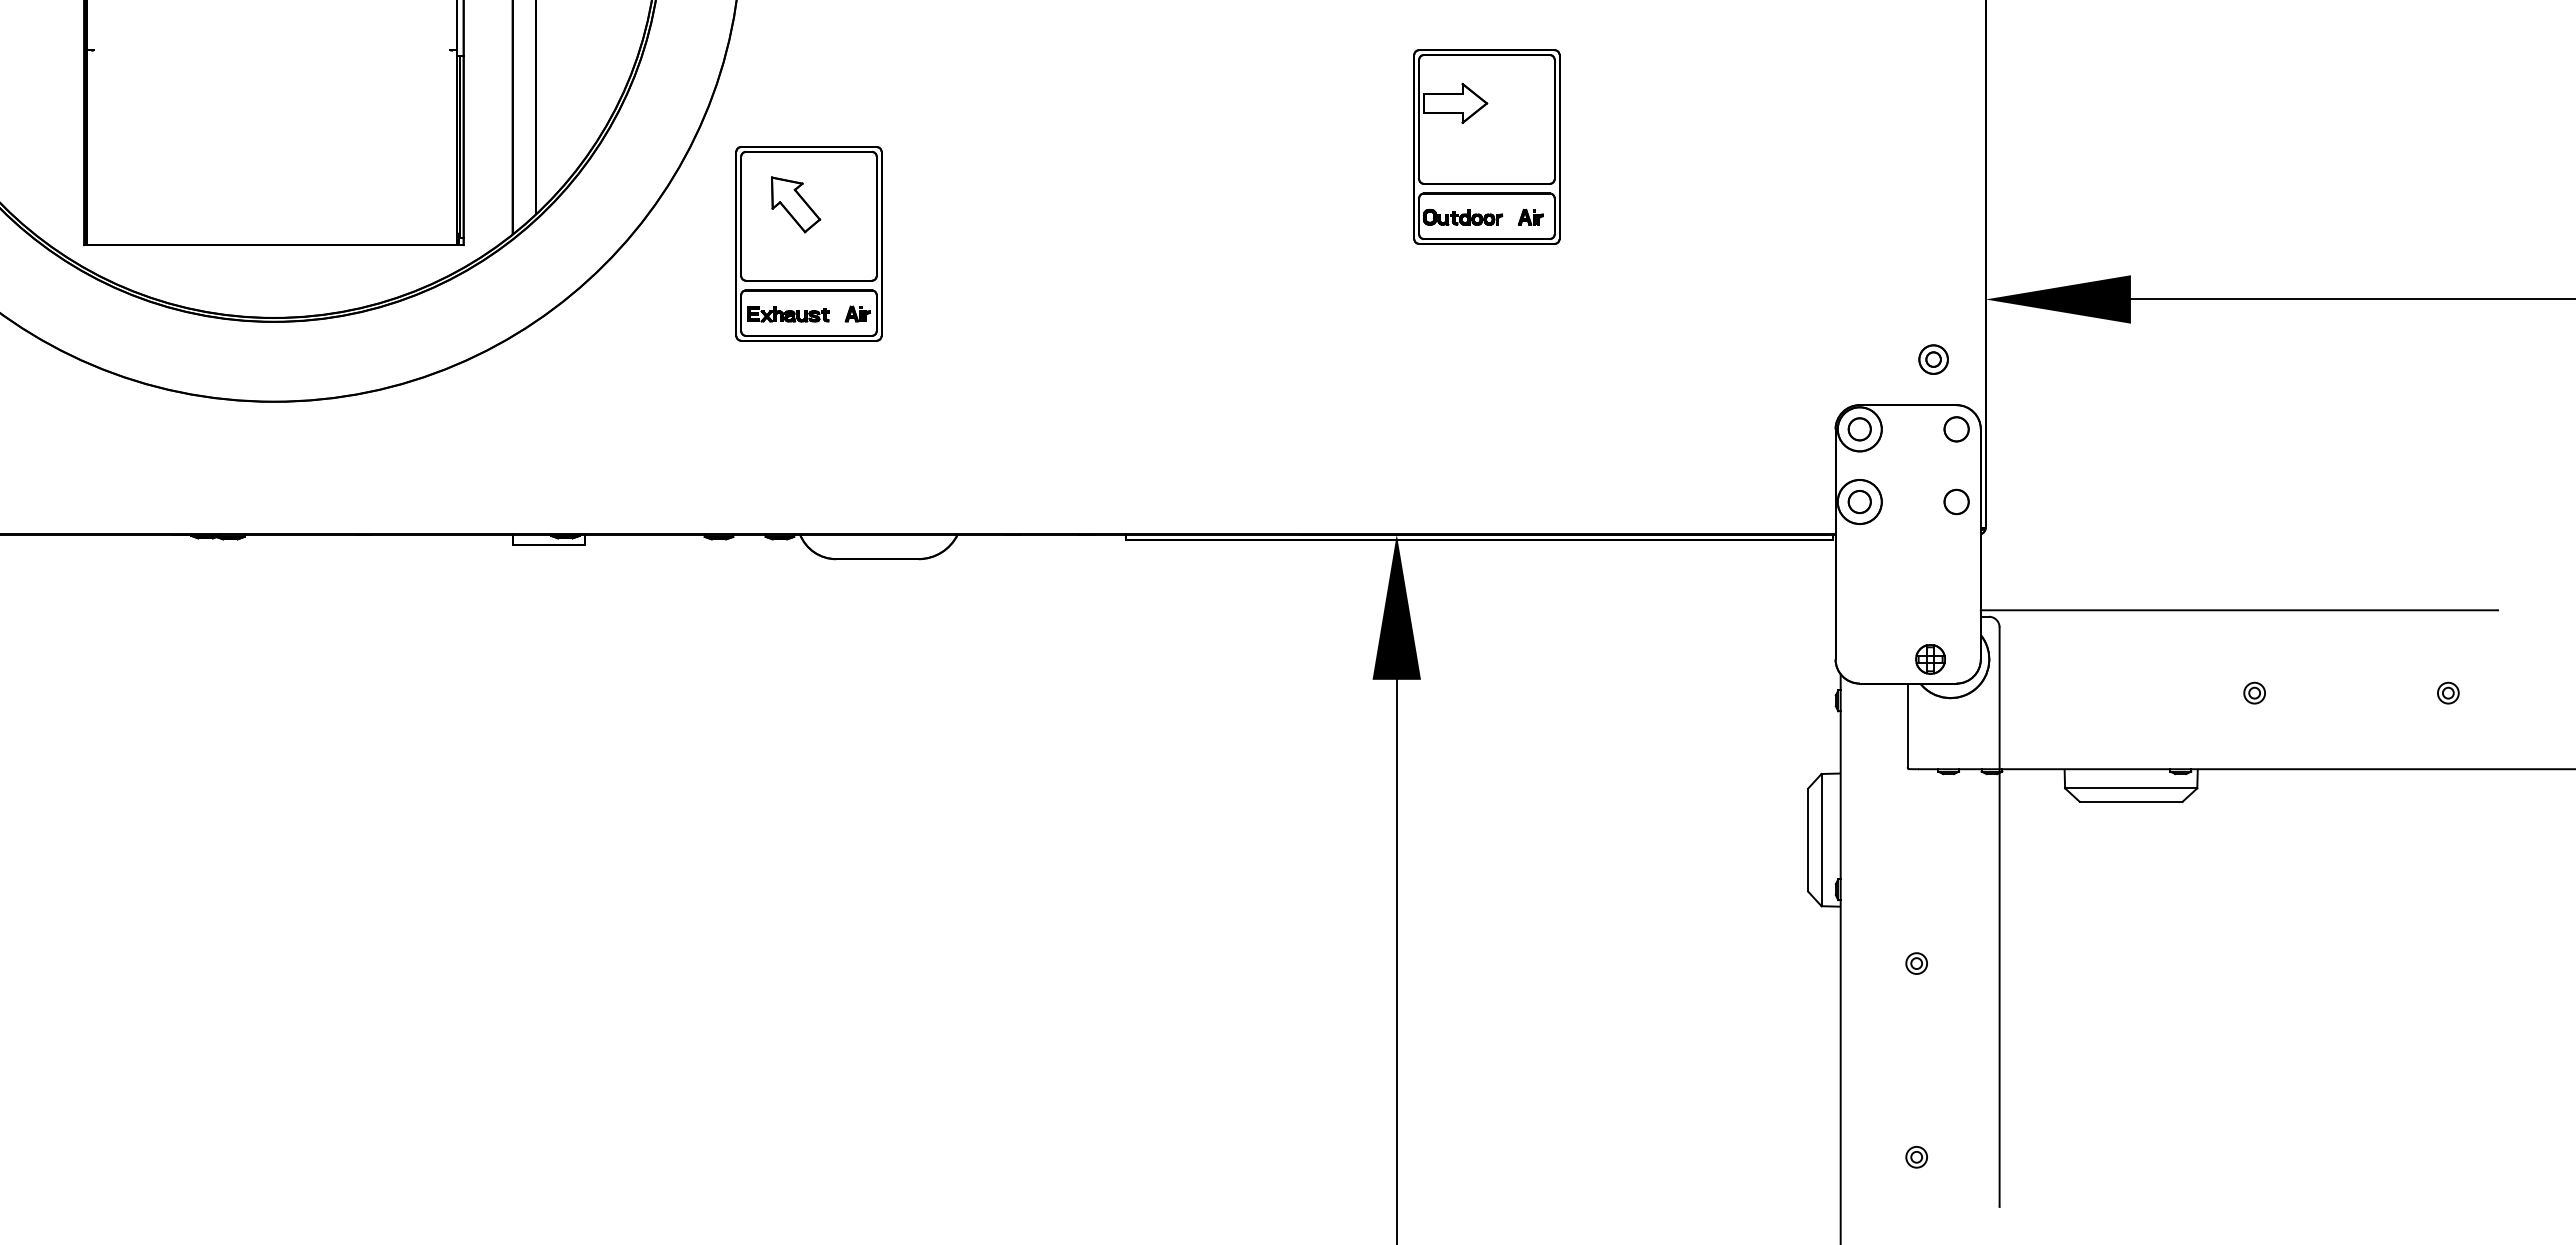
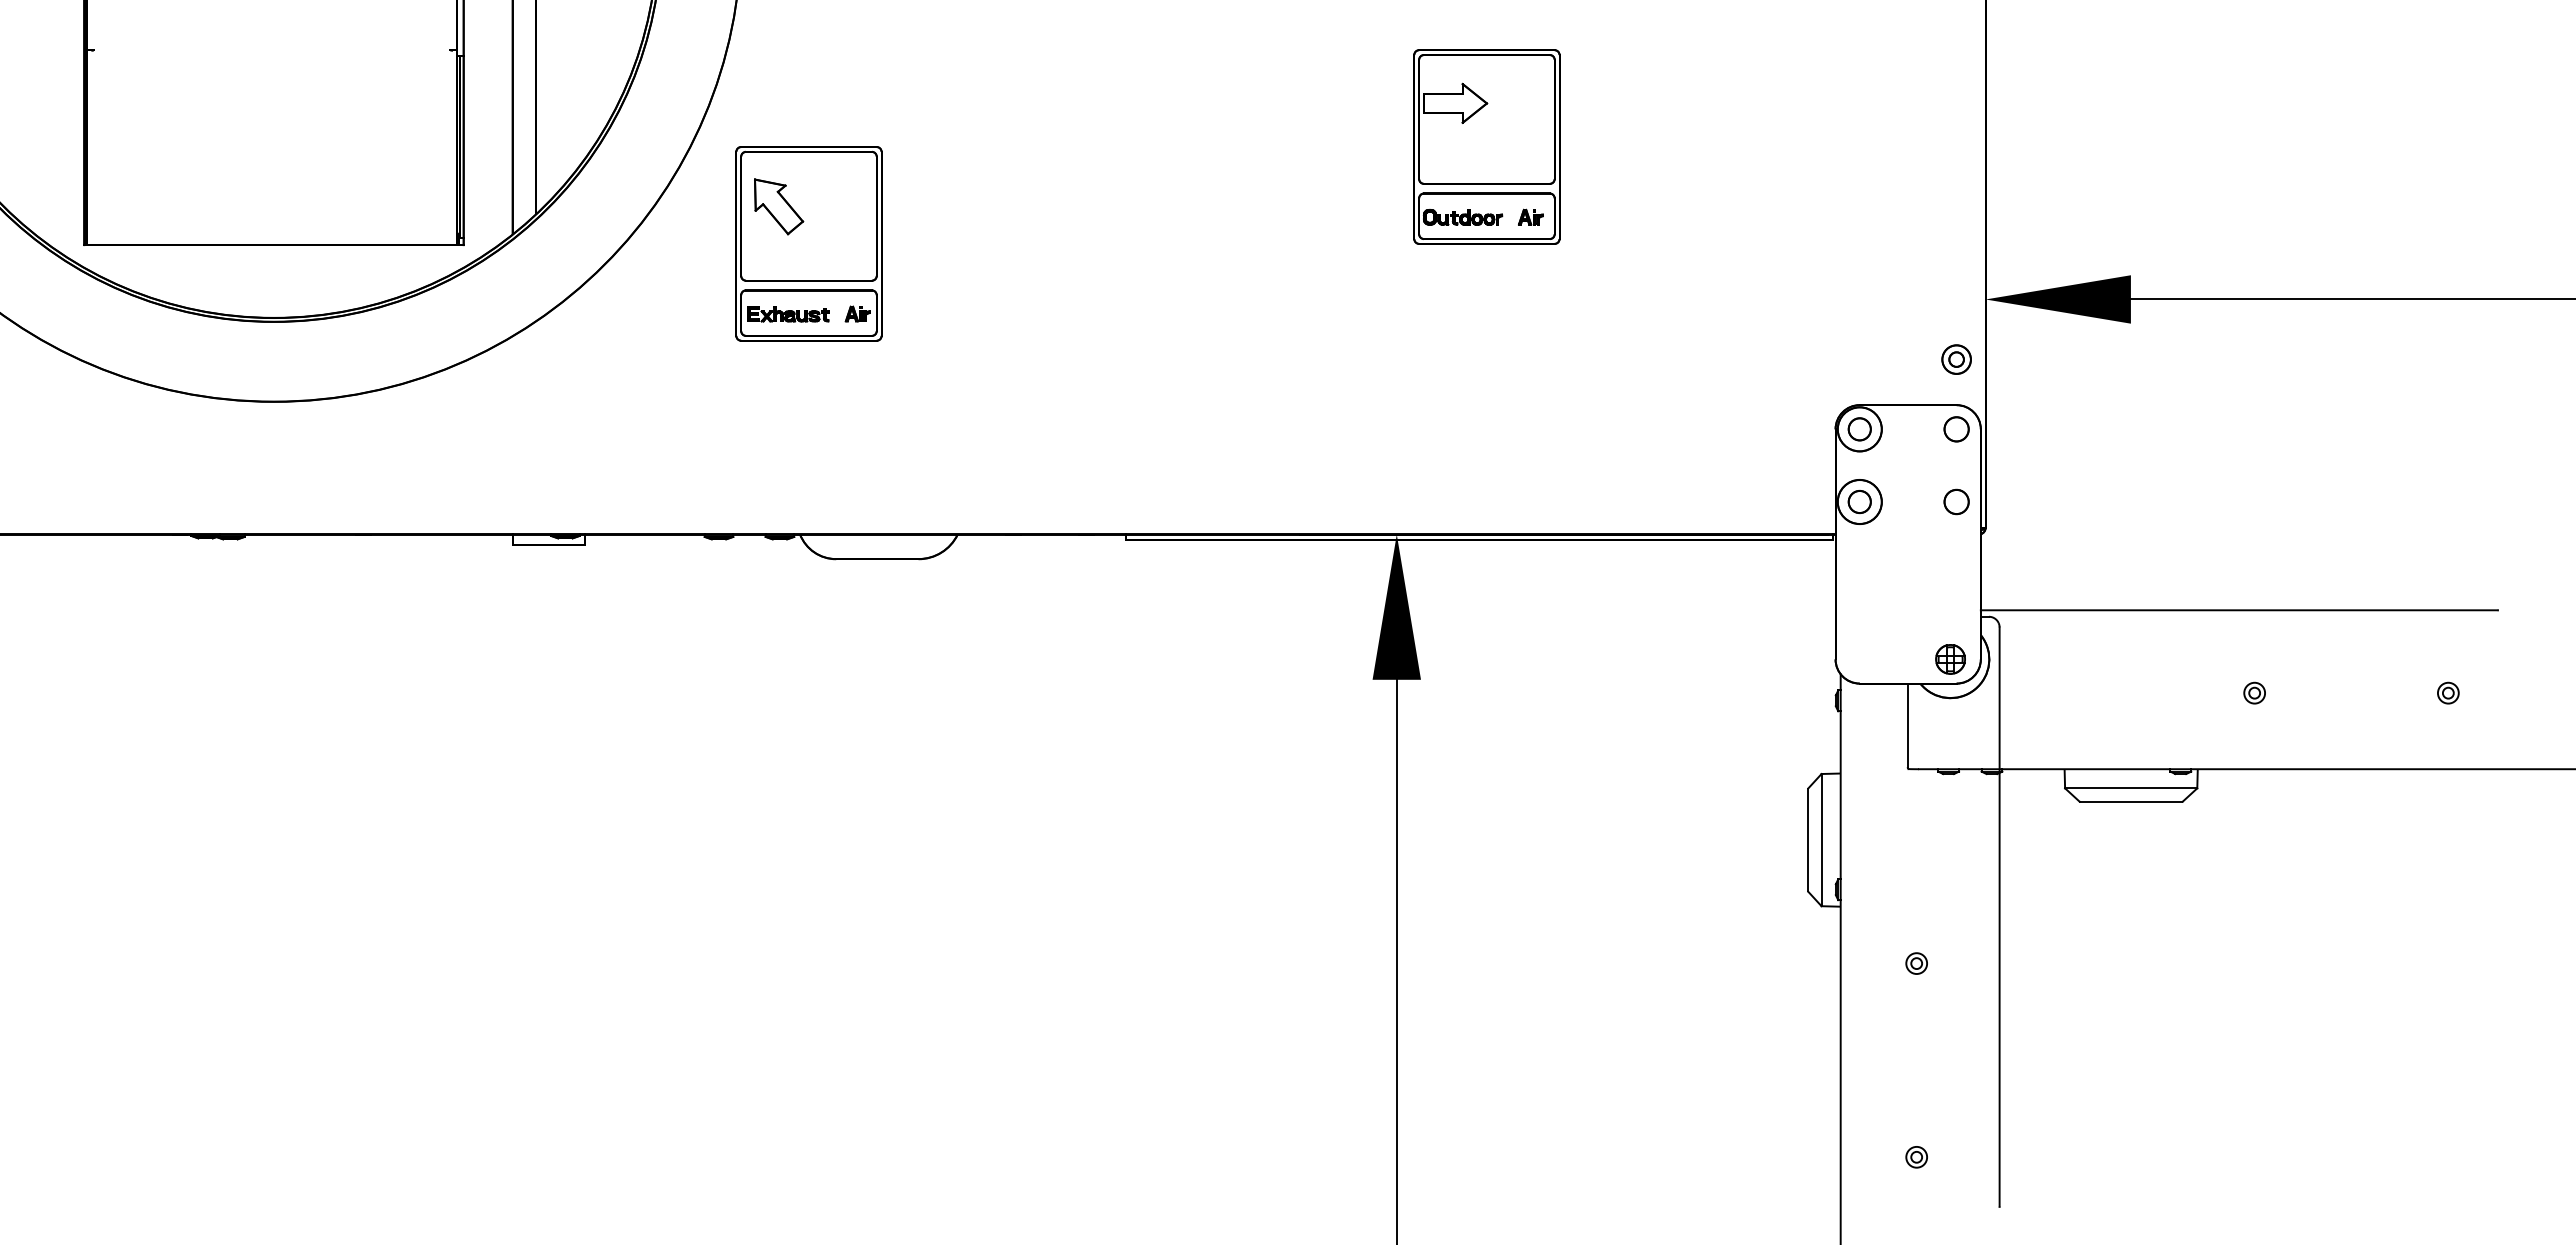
part position: (796, 204) -> (779, 206) (779, 206)
part position: (1933, 359) -> (1956, 359) (1956, 359)
part position: (1930, 659) -> (1950, 659) (1950, 659)
